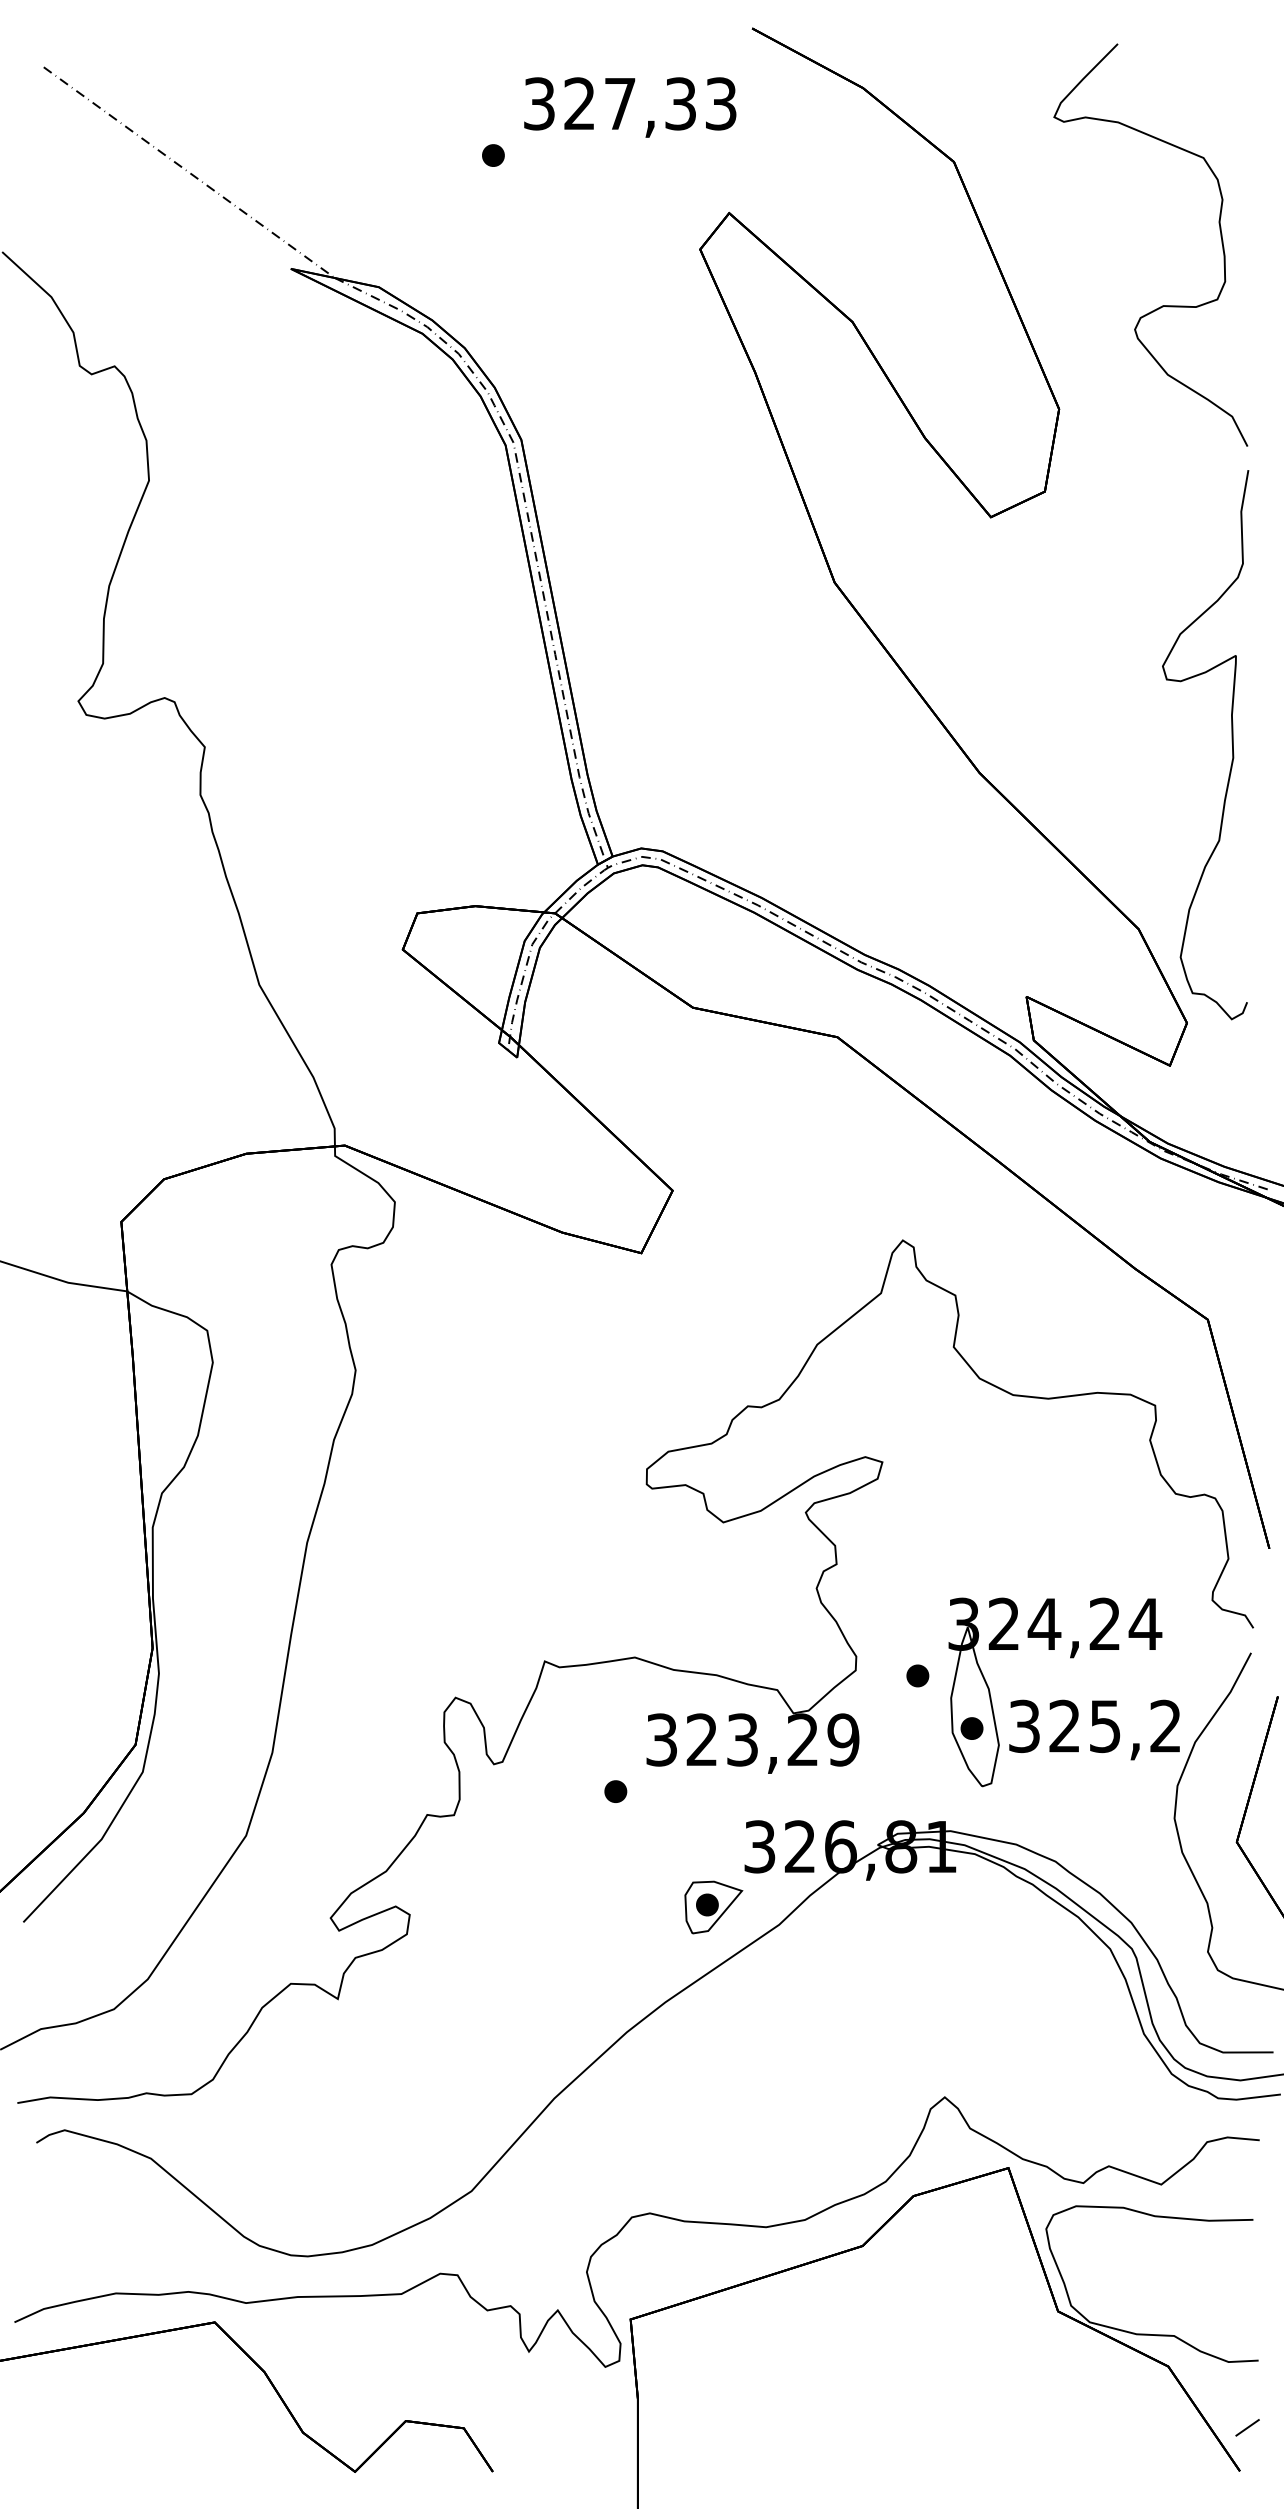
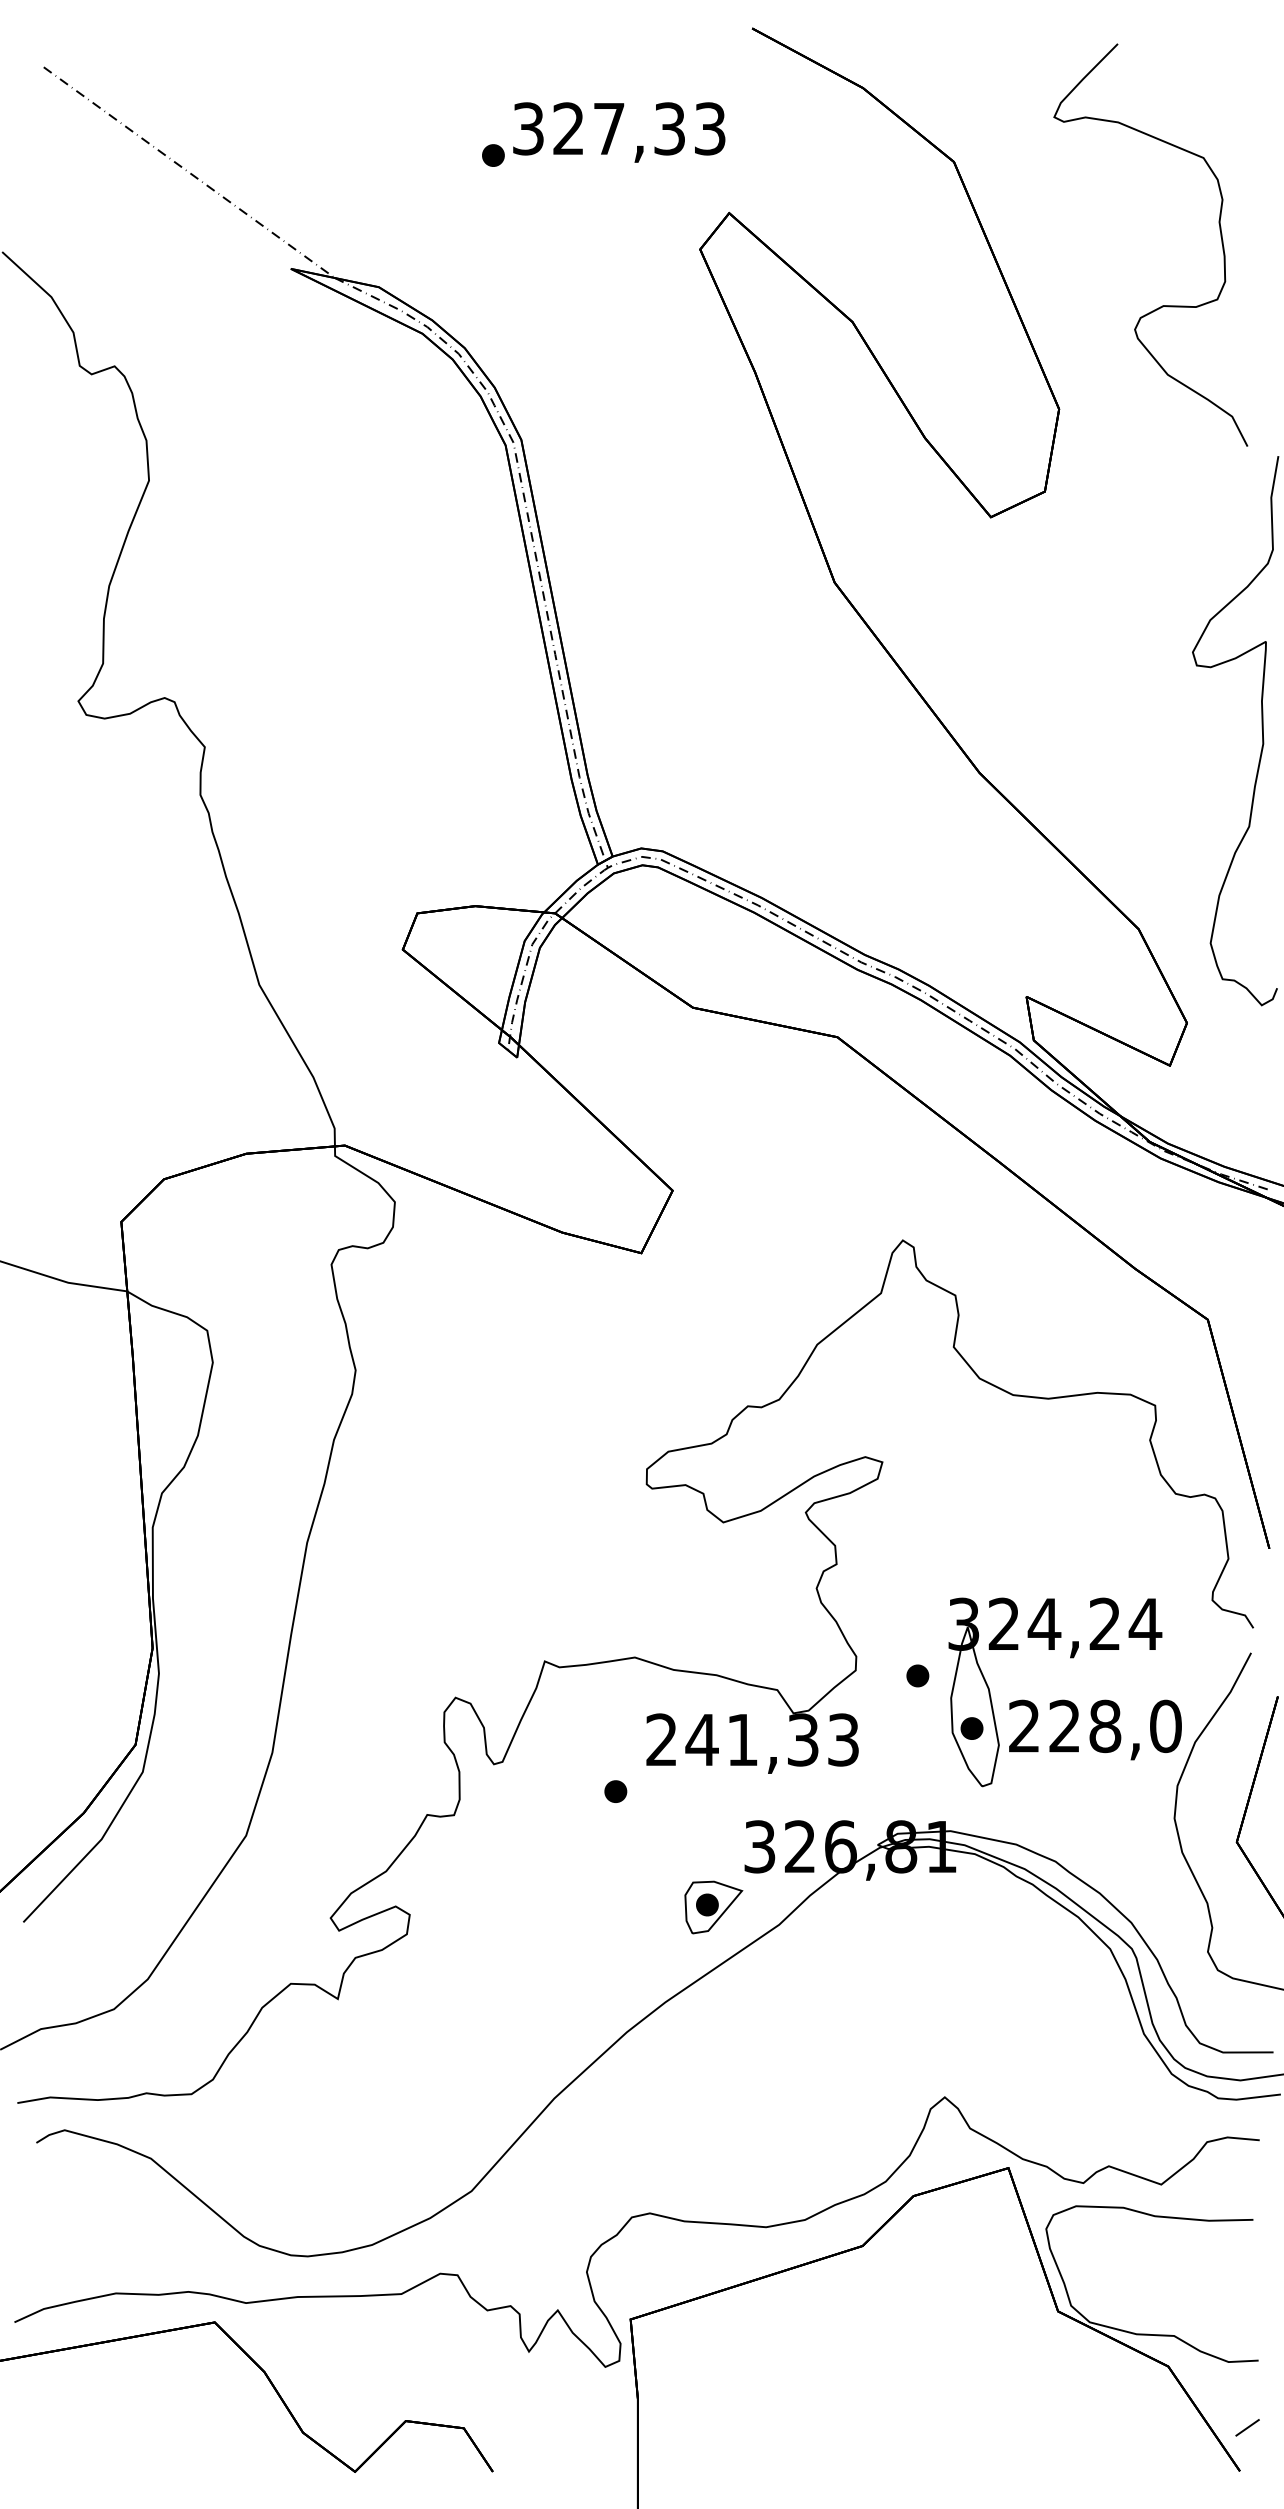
text position: (630, 107) -> (619, 132) (619, 132)
curve position: (1231, 742) -> (1261, 728) (1261, 728)
text: 325,2 -> 228,0 (1095, 1726)
text: 323,29 -> 241,33 (752, 1739)
